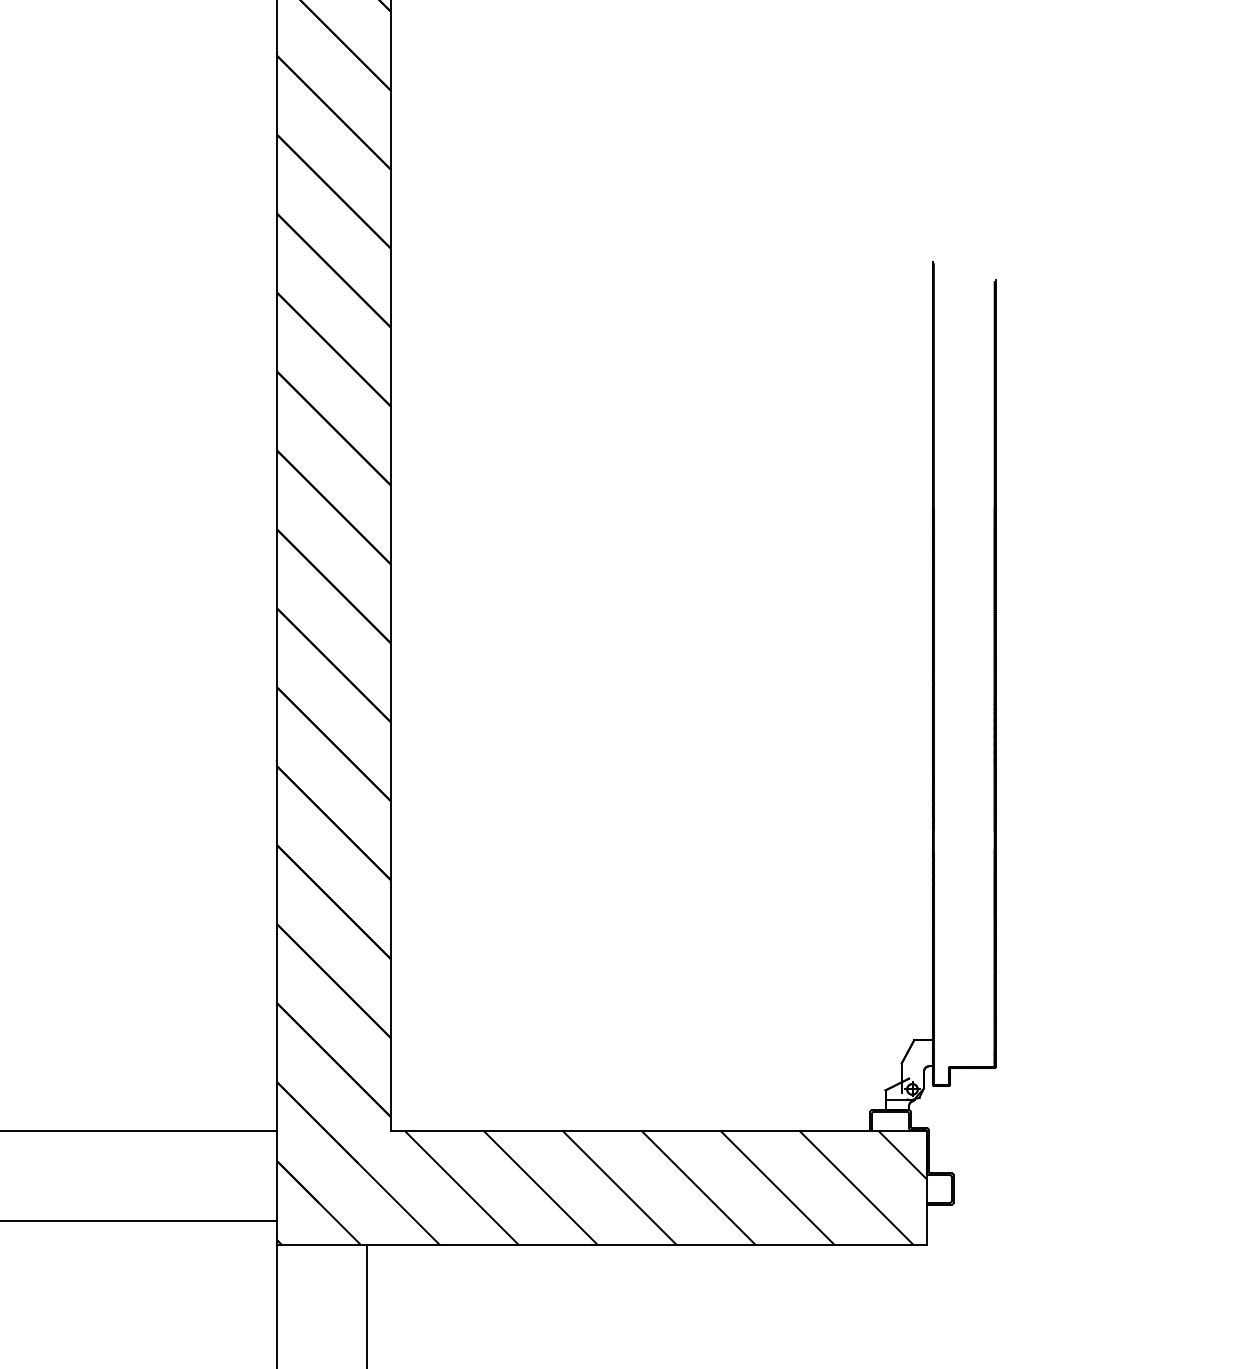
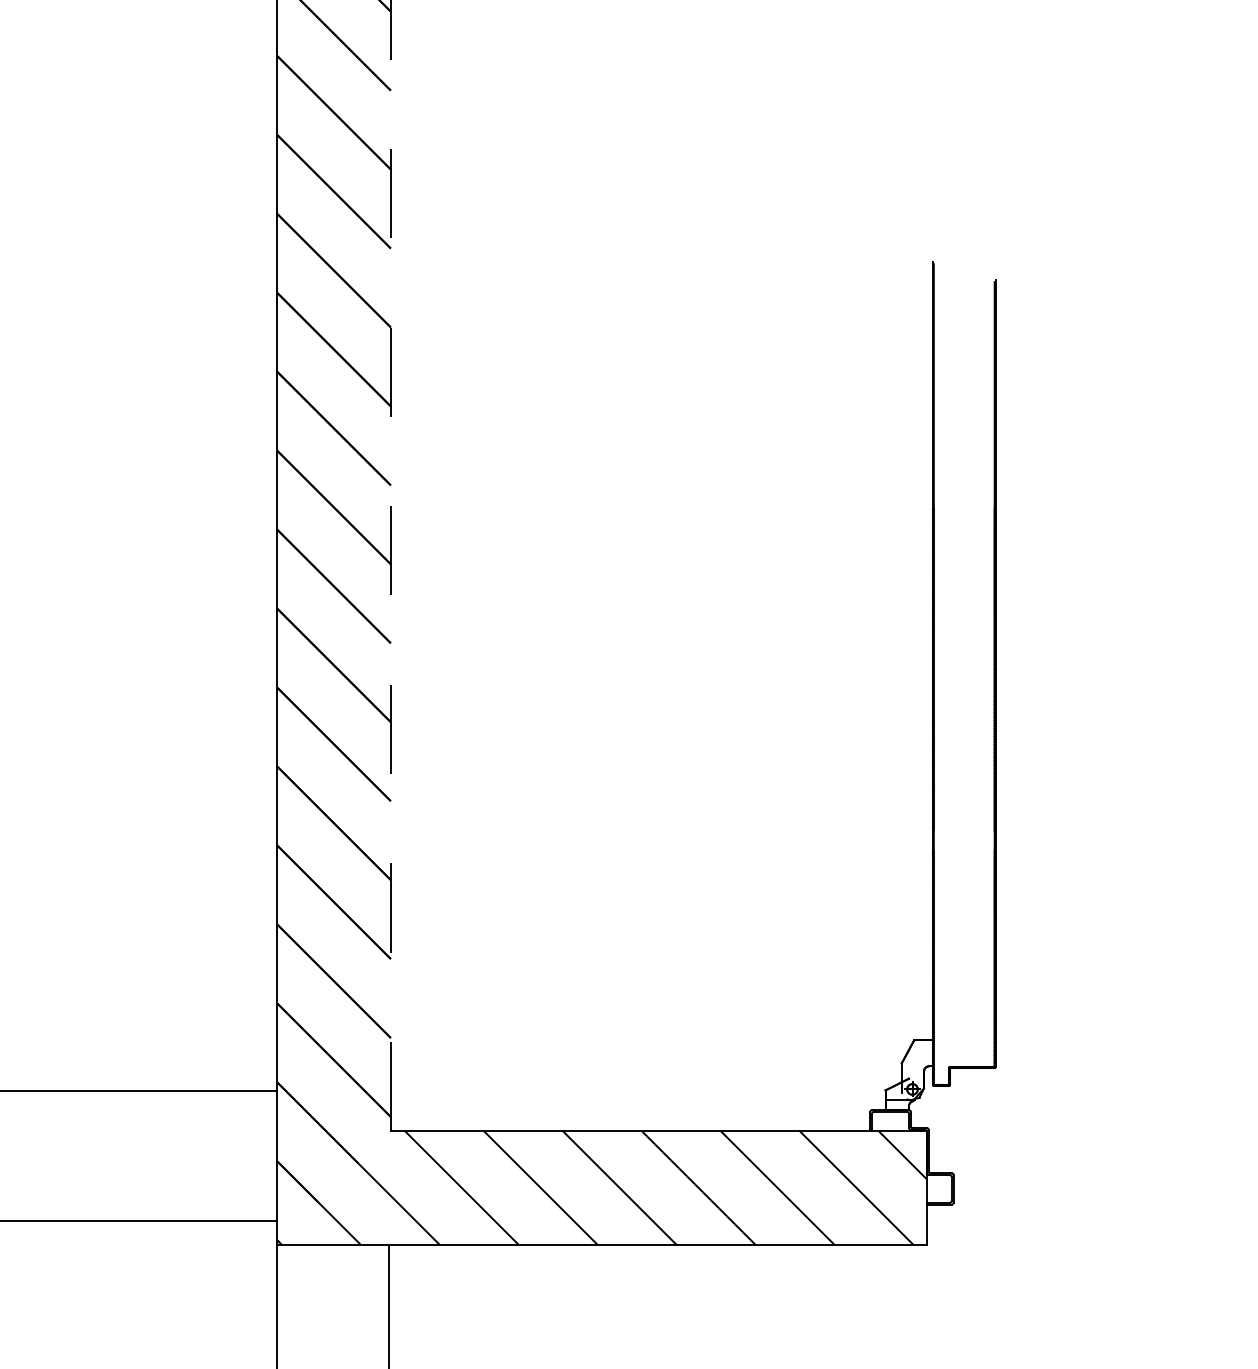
line: solid -> dashed (390, 565)
line position: (139, 1131) -> (139, 1091) (139, 1091)
line position: (366, 1304) -> (388, 1304) (388, 1304)
